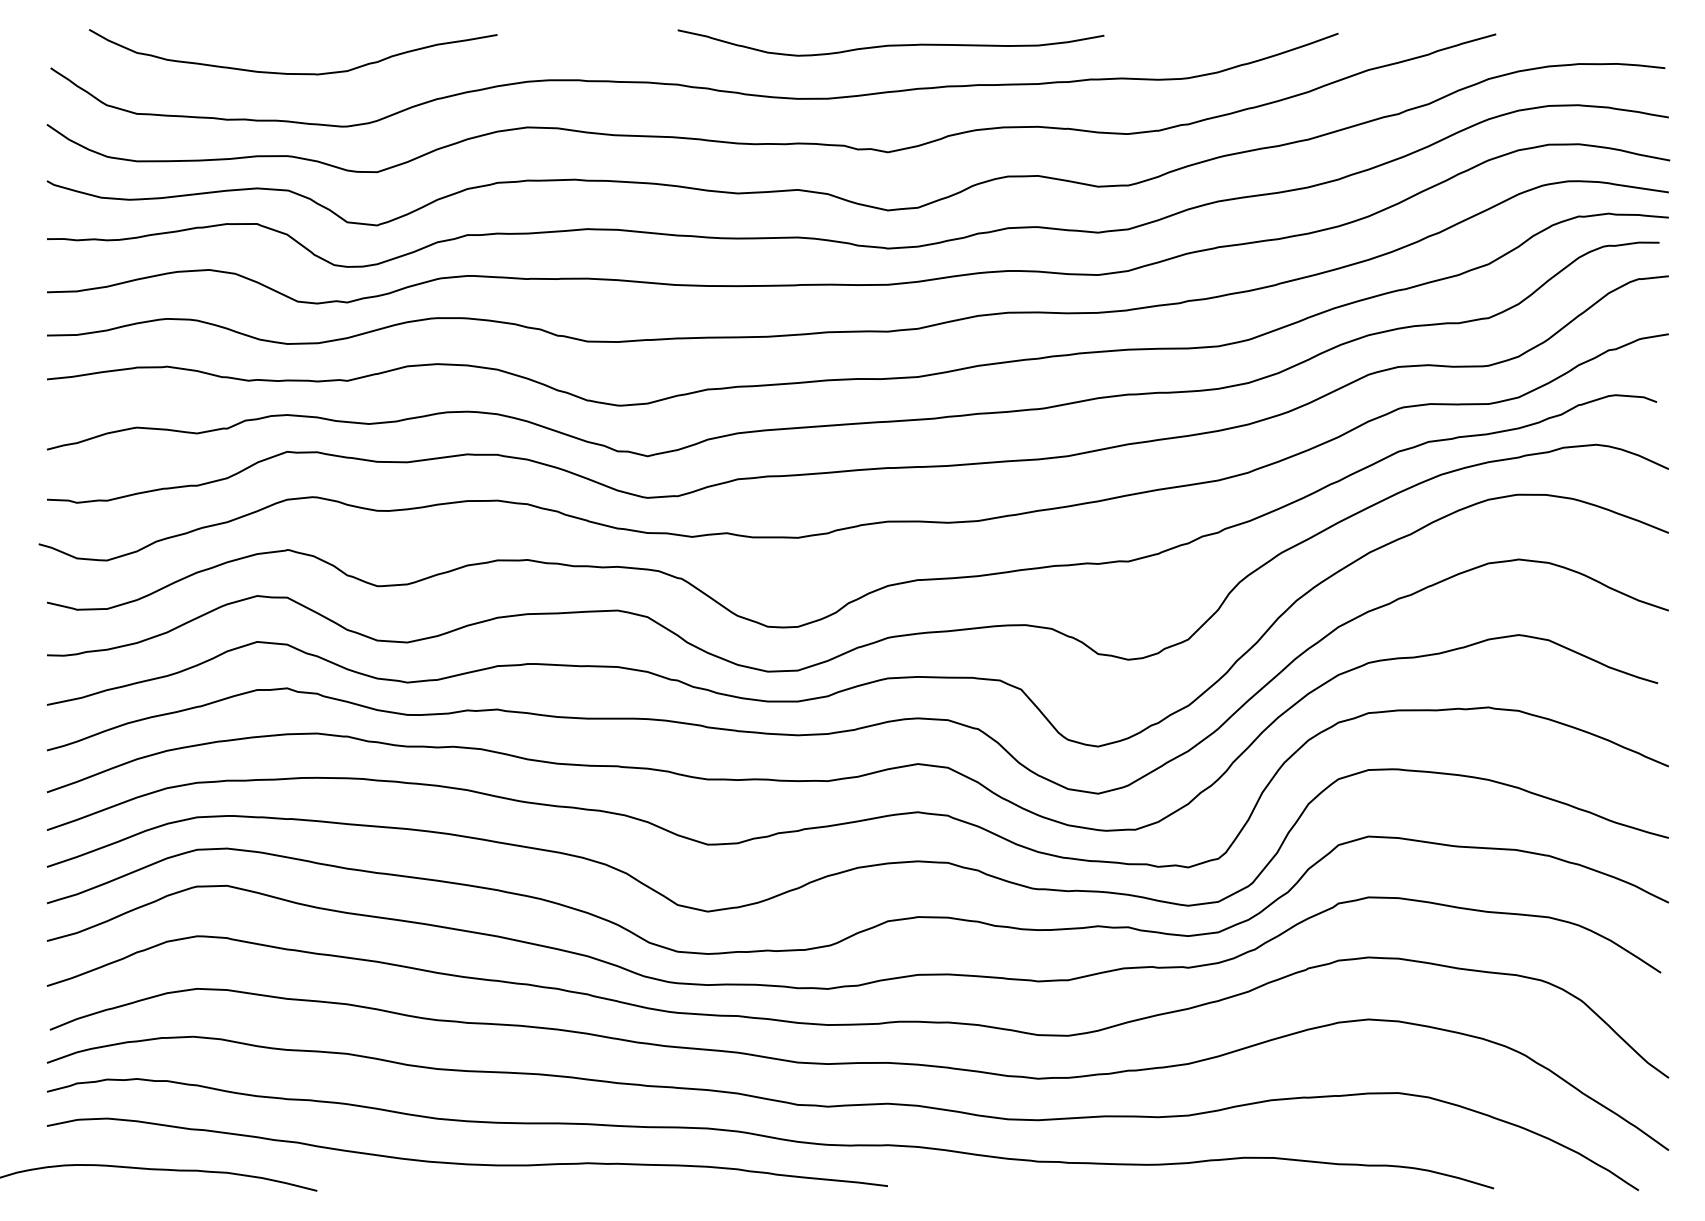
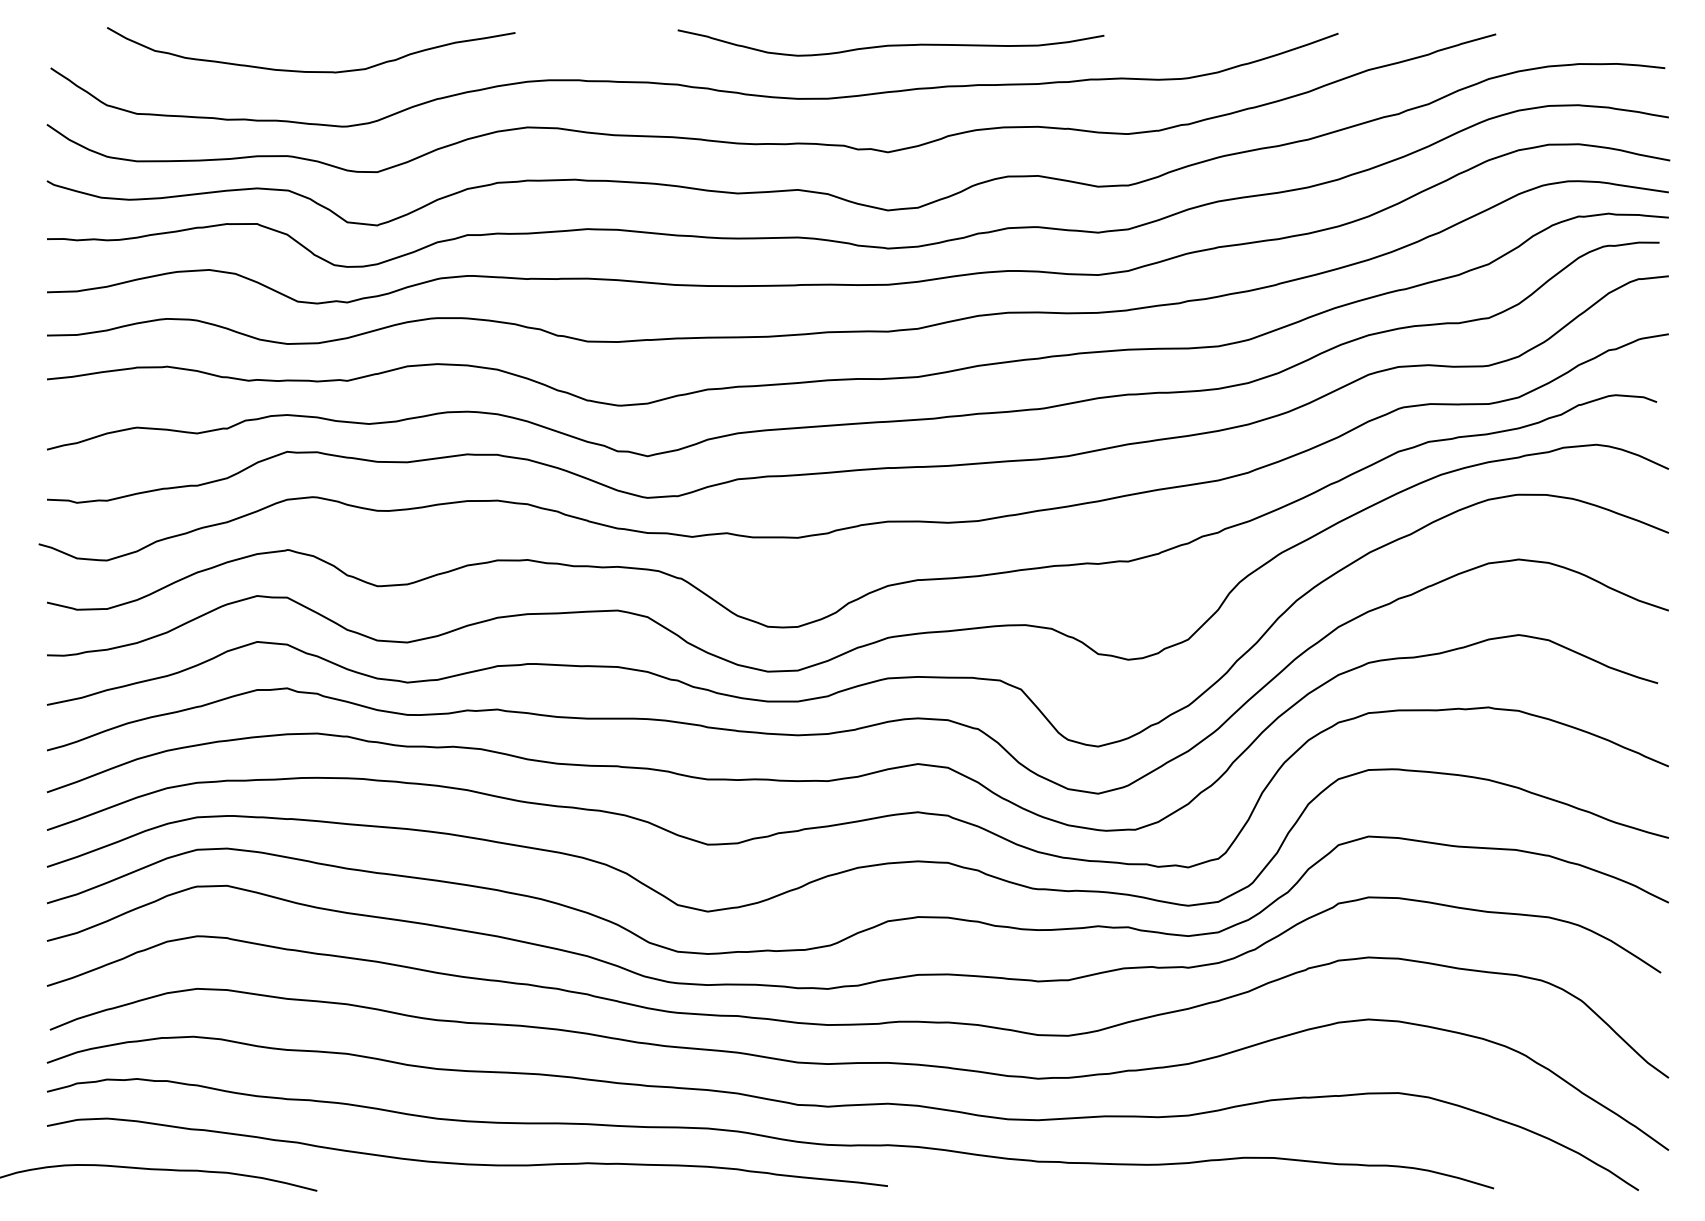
curve position: (293, 73) -> (311, 71) (311, 71)
